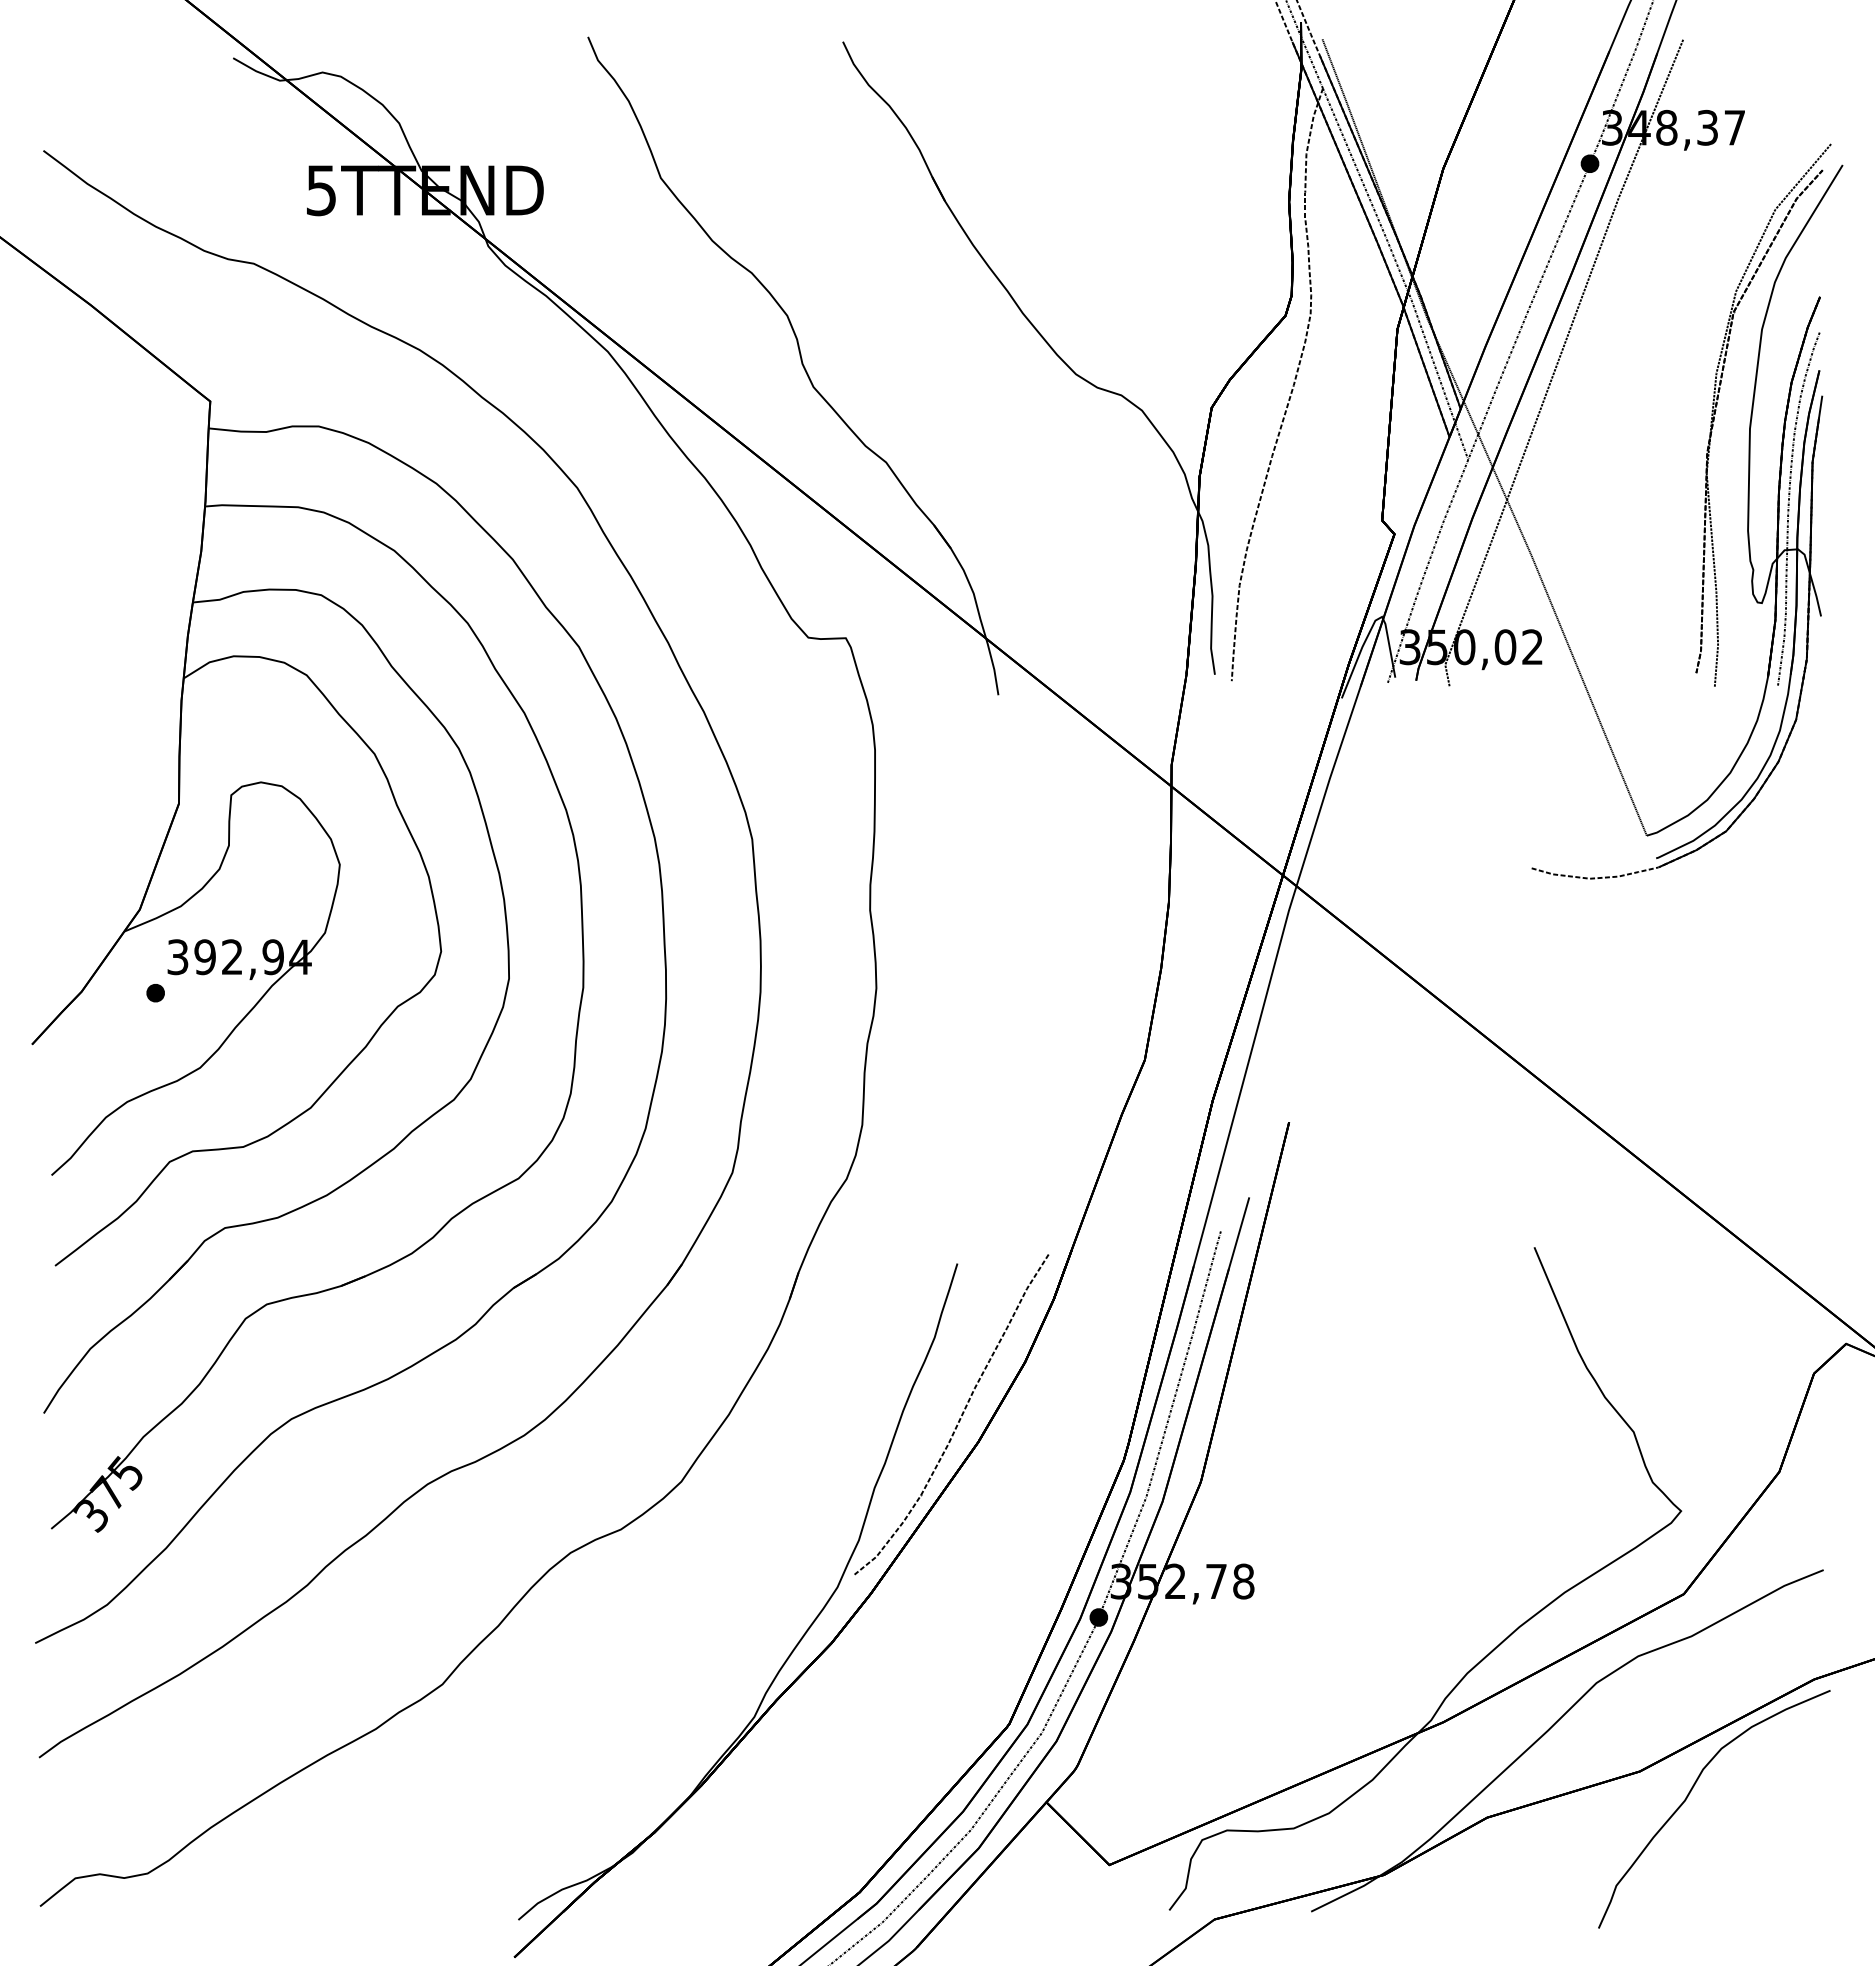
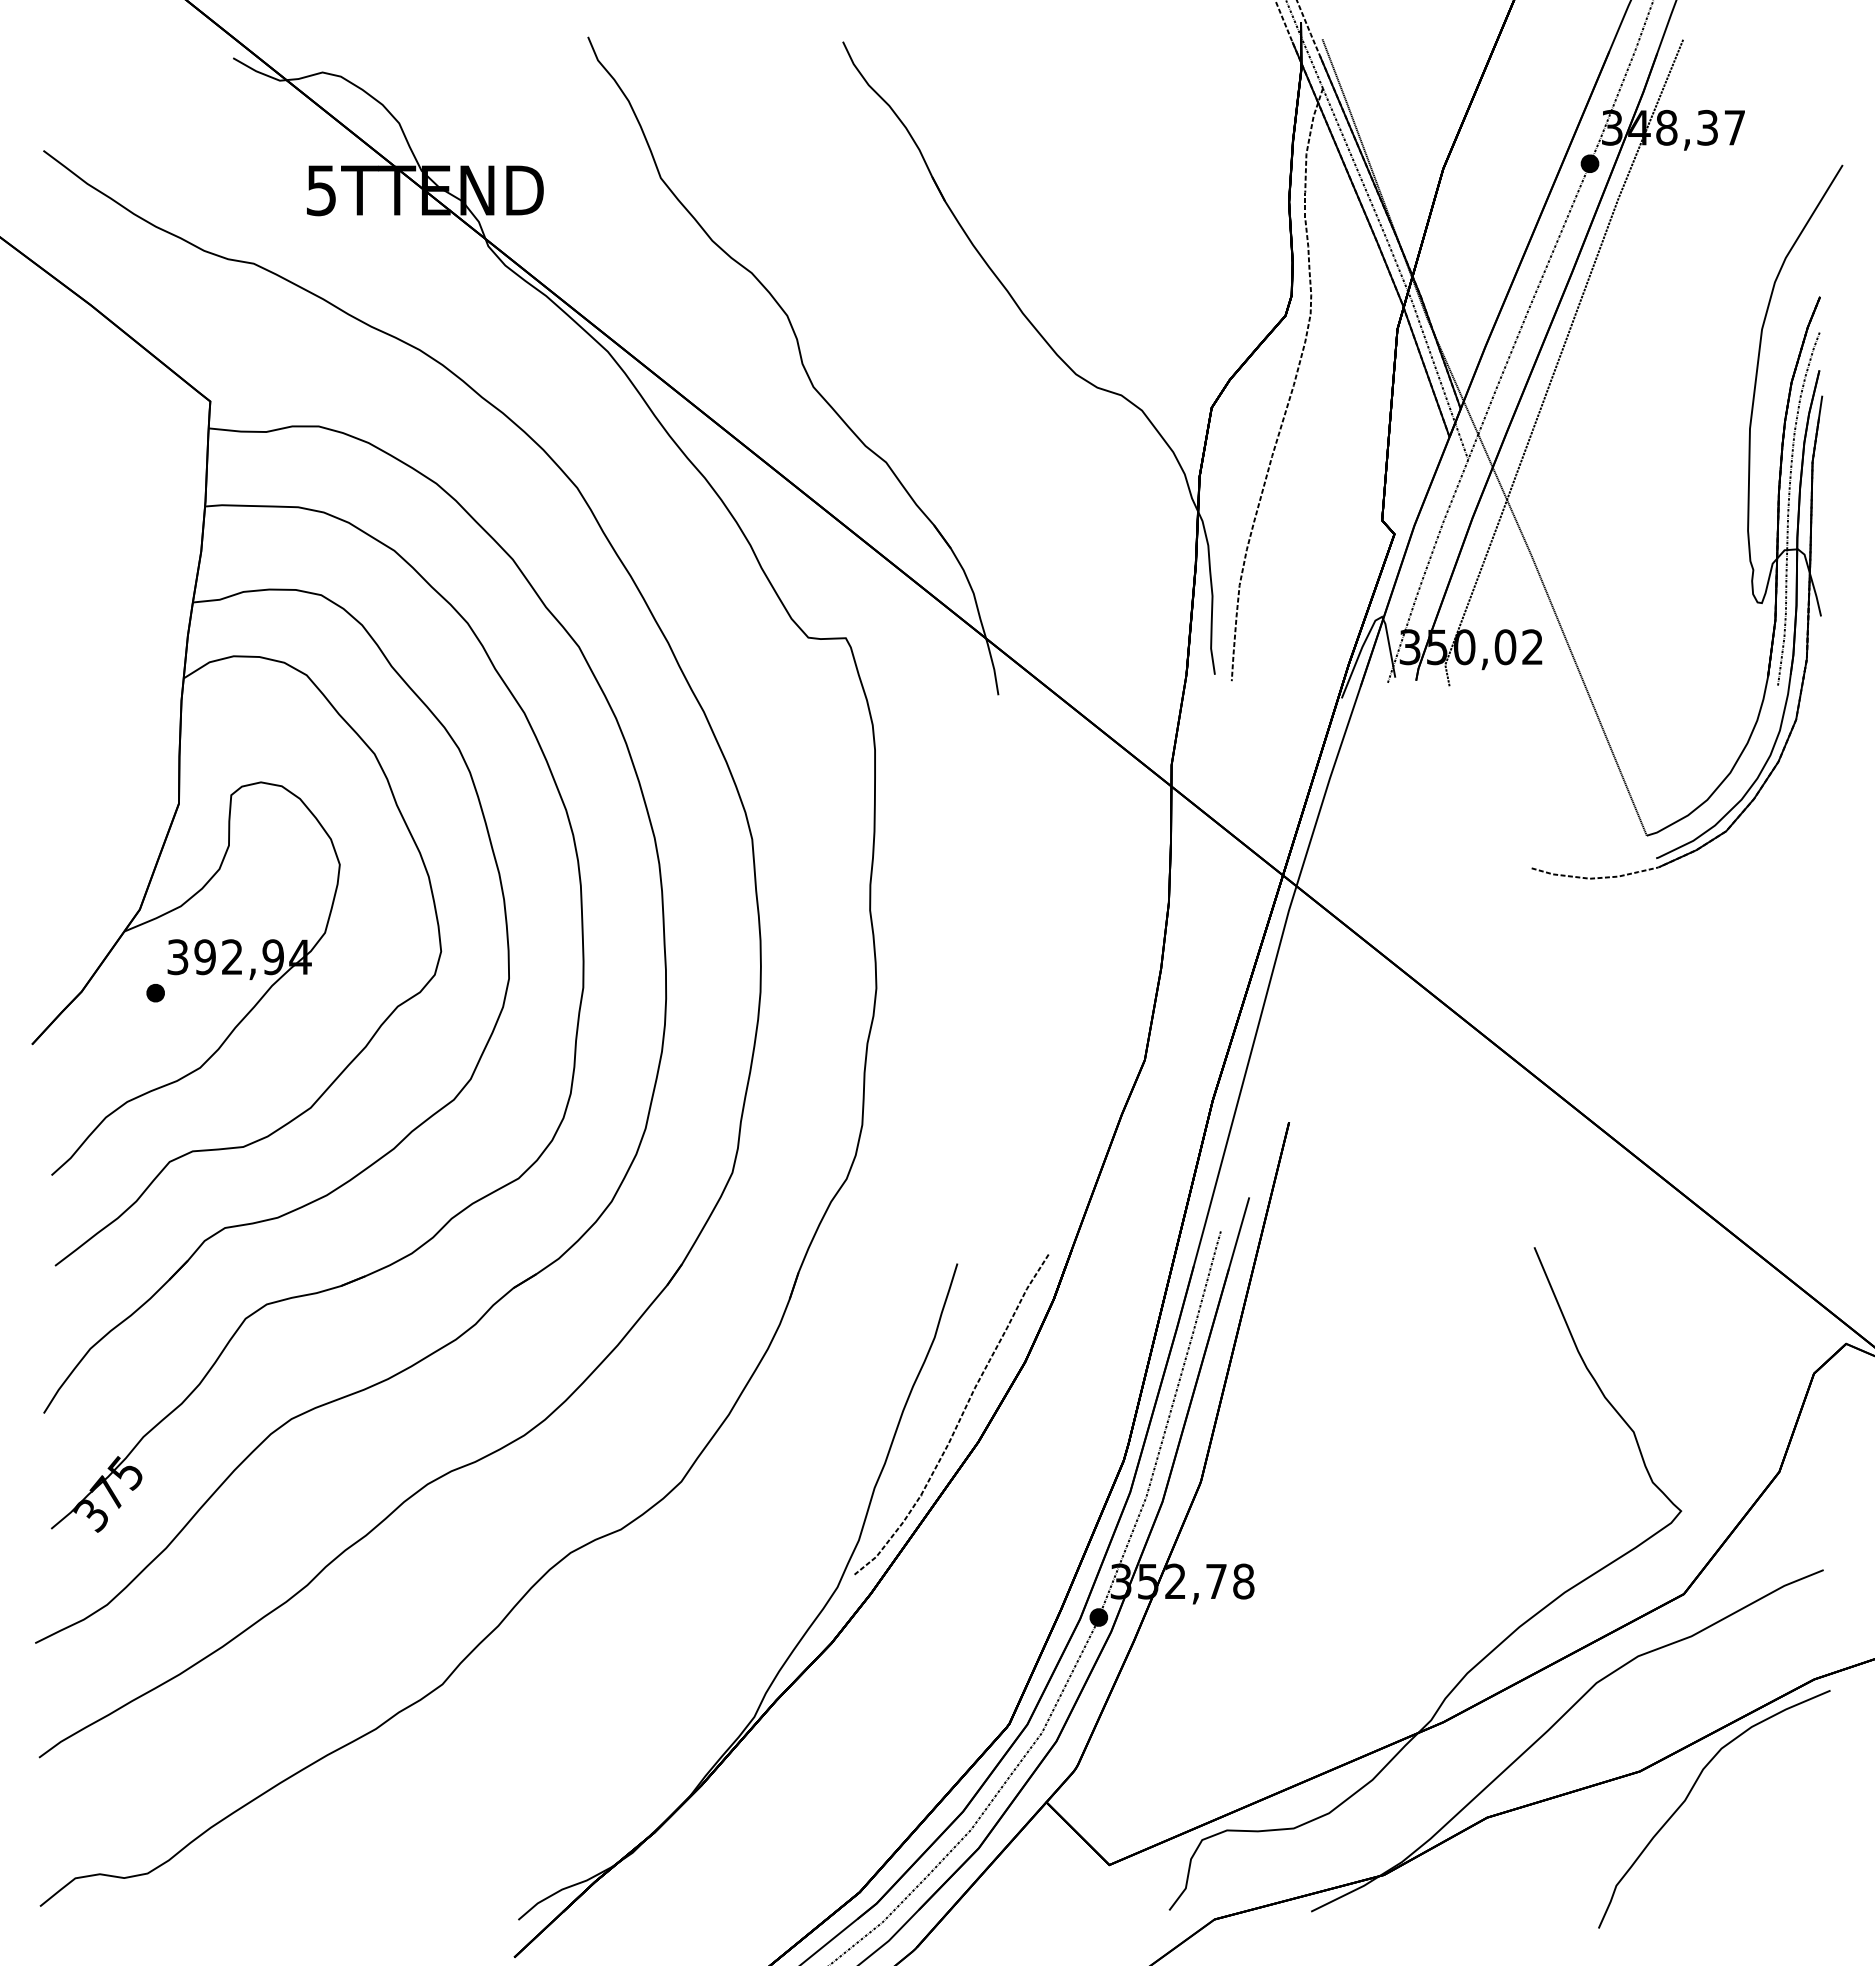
part: present -> none (1717, 405)
